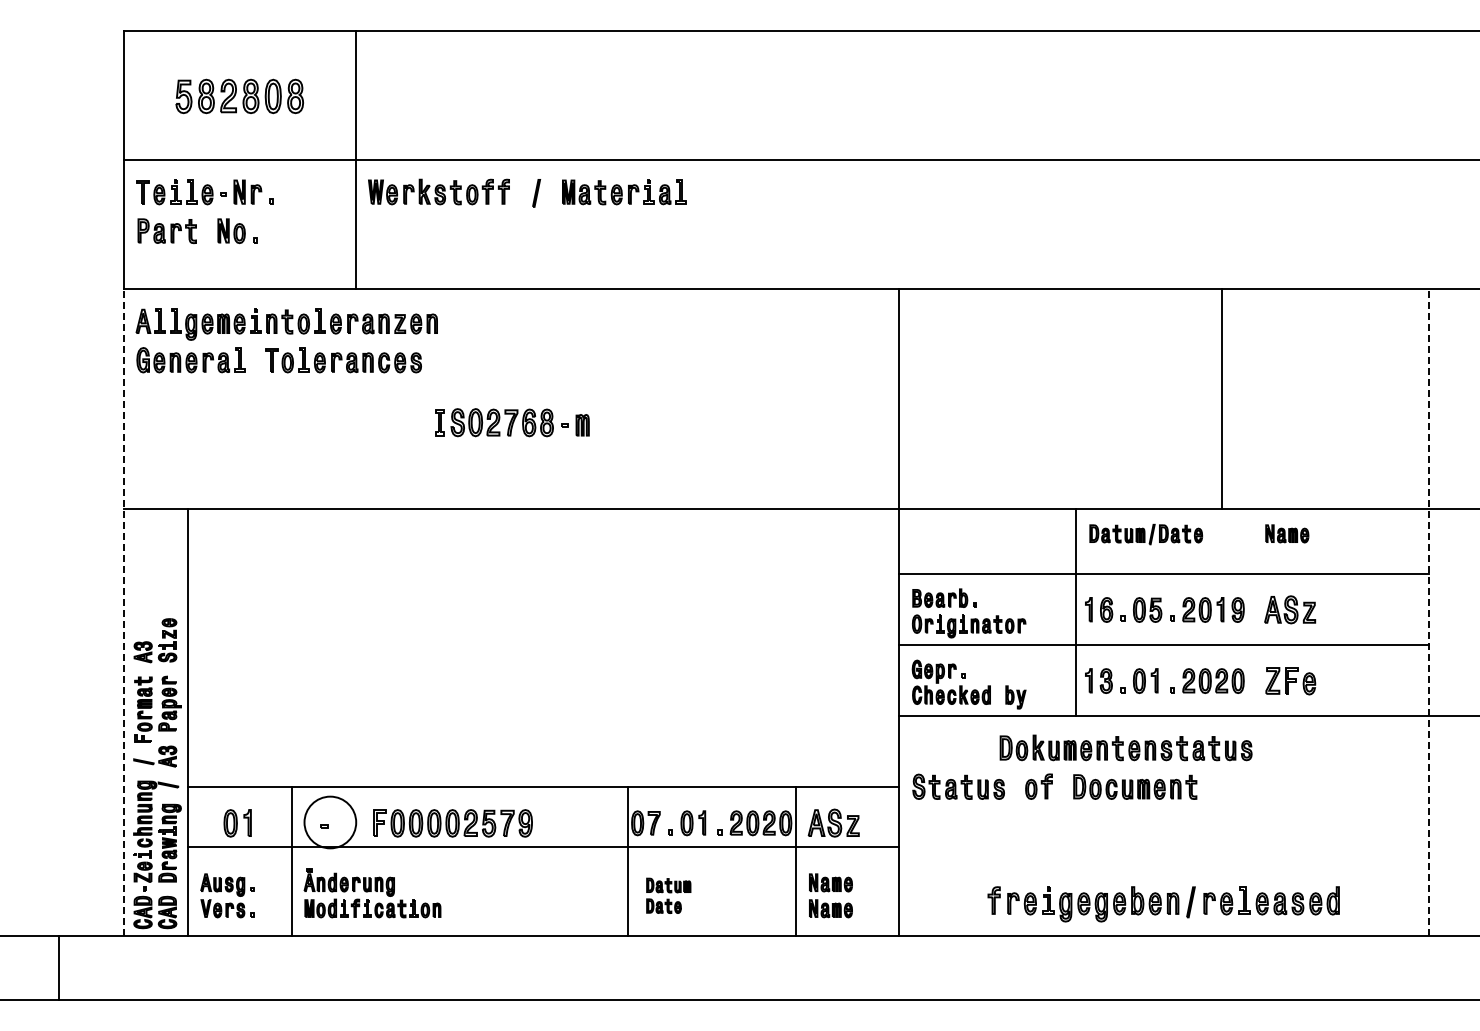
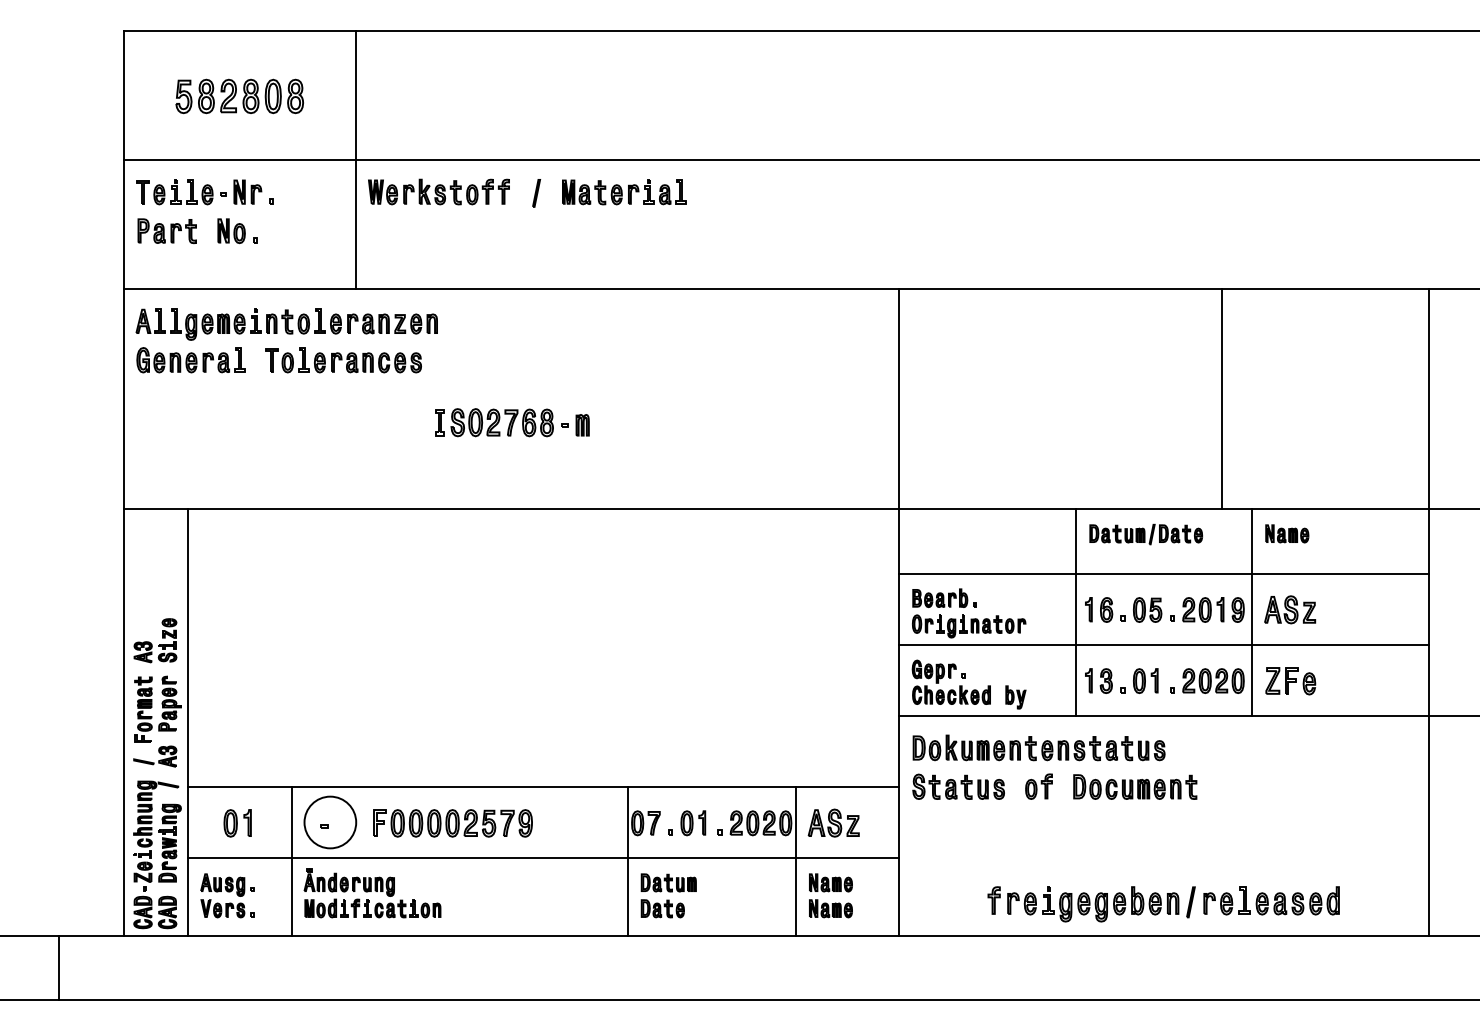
line: dashed -> solid (123, 611)
line: dashed -> solid (1429, 611)
line: none -> present (1252, 612)
part position: (1125, 747) -> (1038, 747) (1038, 747)
line position: (543, 847) -> (543, 858) (543, 858)
part size: 46x37 px -> 57x46 px (668, 895)
